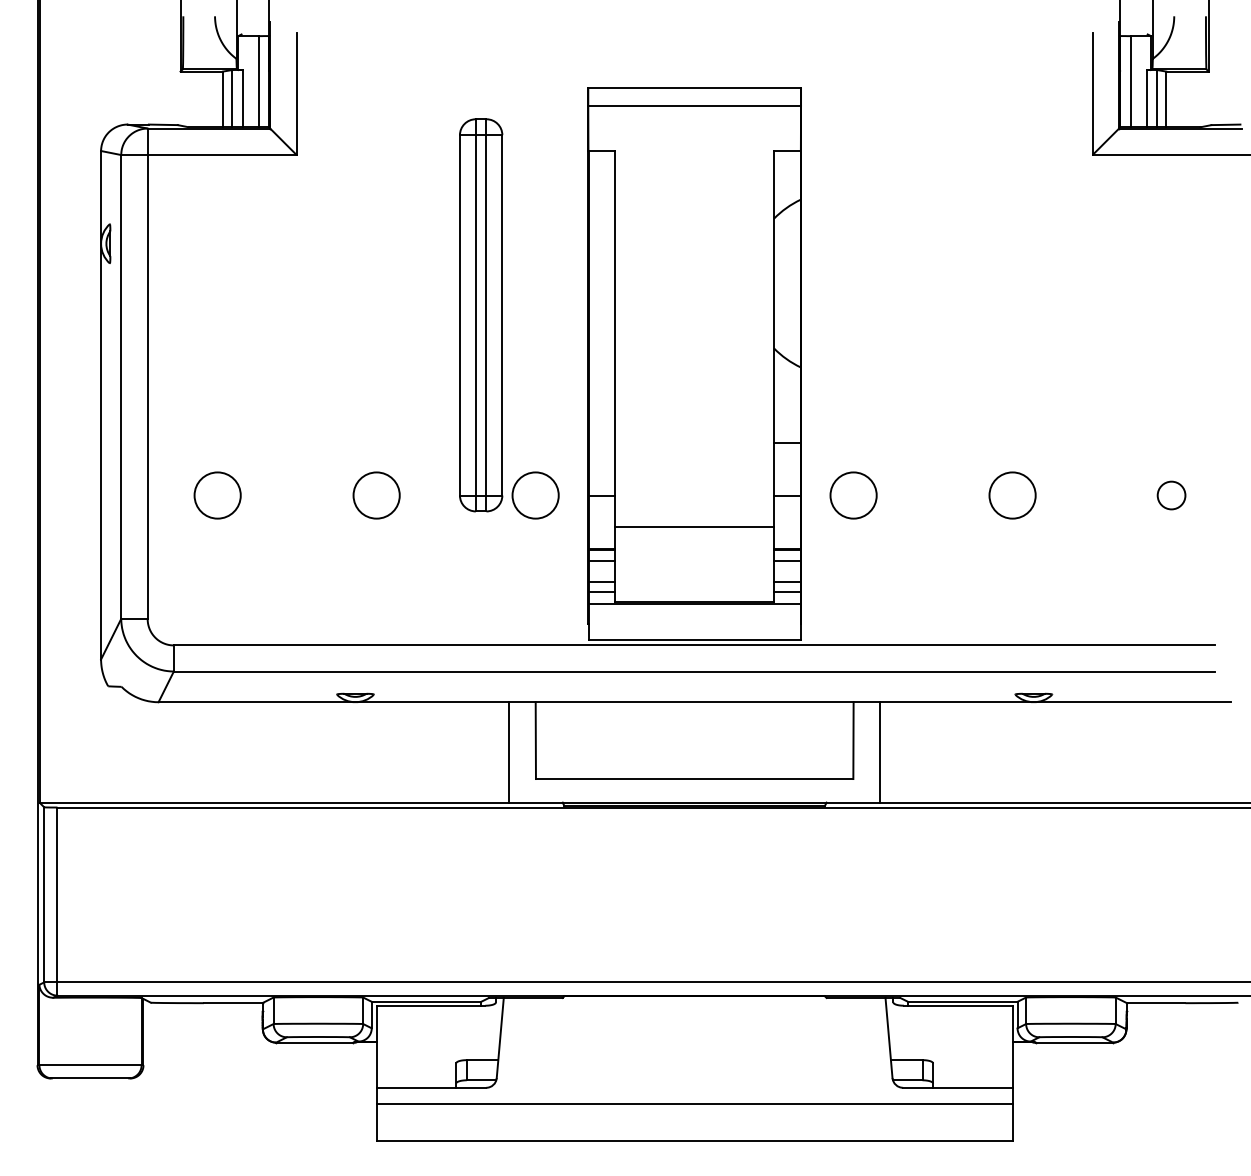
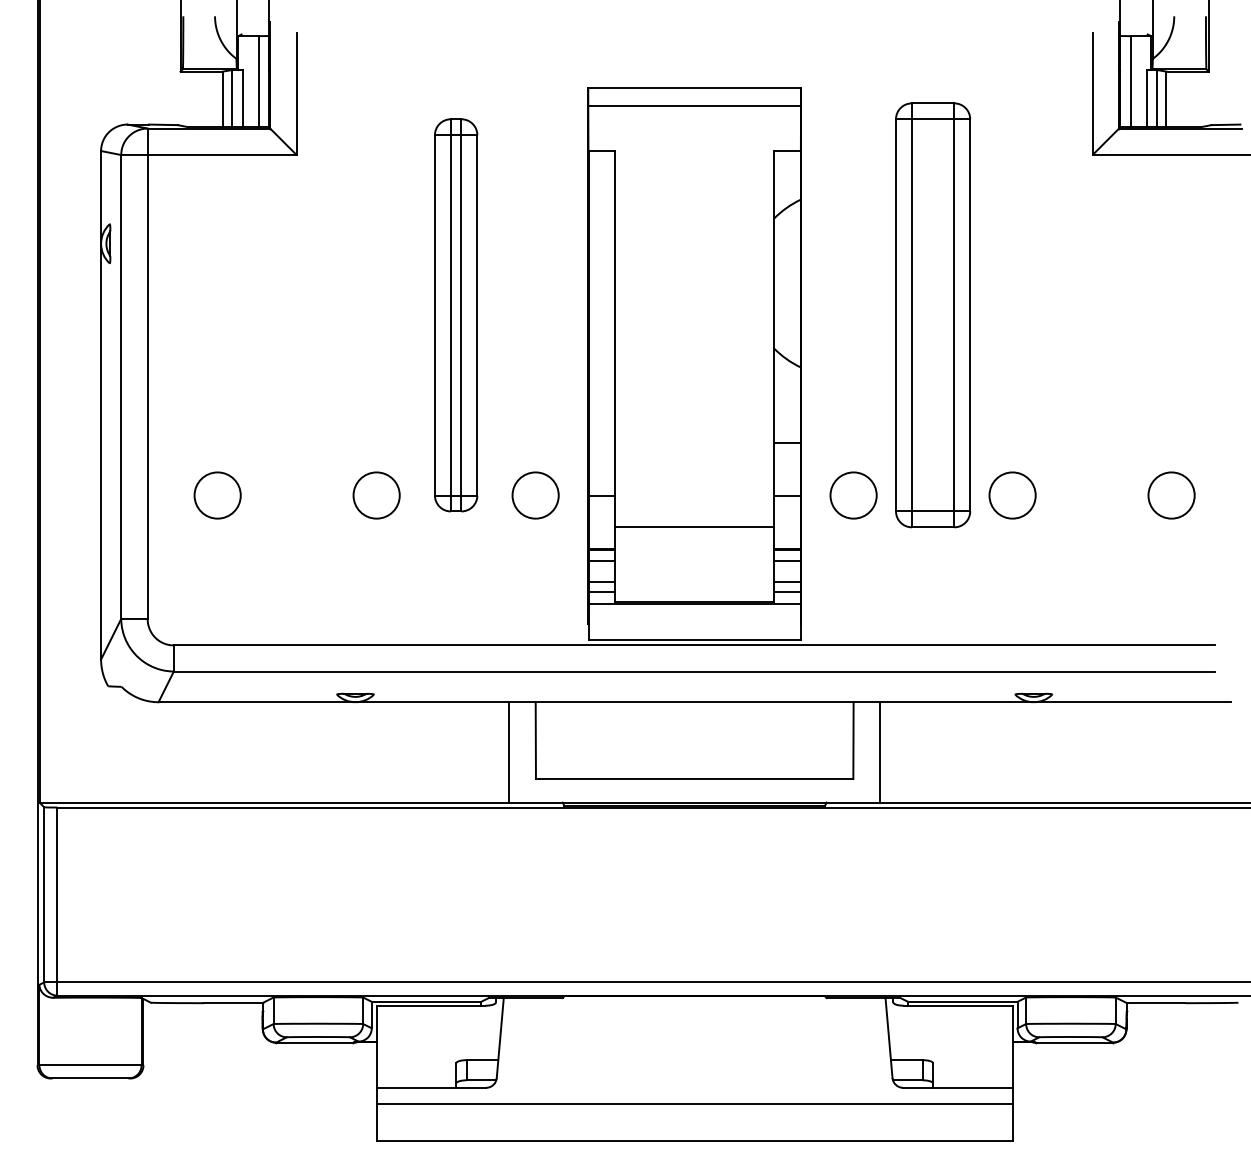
part position: (481, 315) -> (456, 315) (456, 315)
part: none -> present (933, 315)
circle diameter: 28 px -> 46 px (1171, 495)
